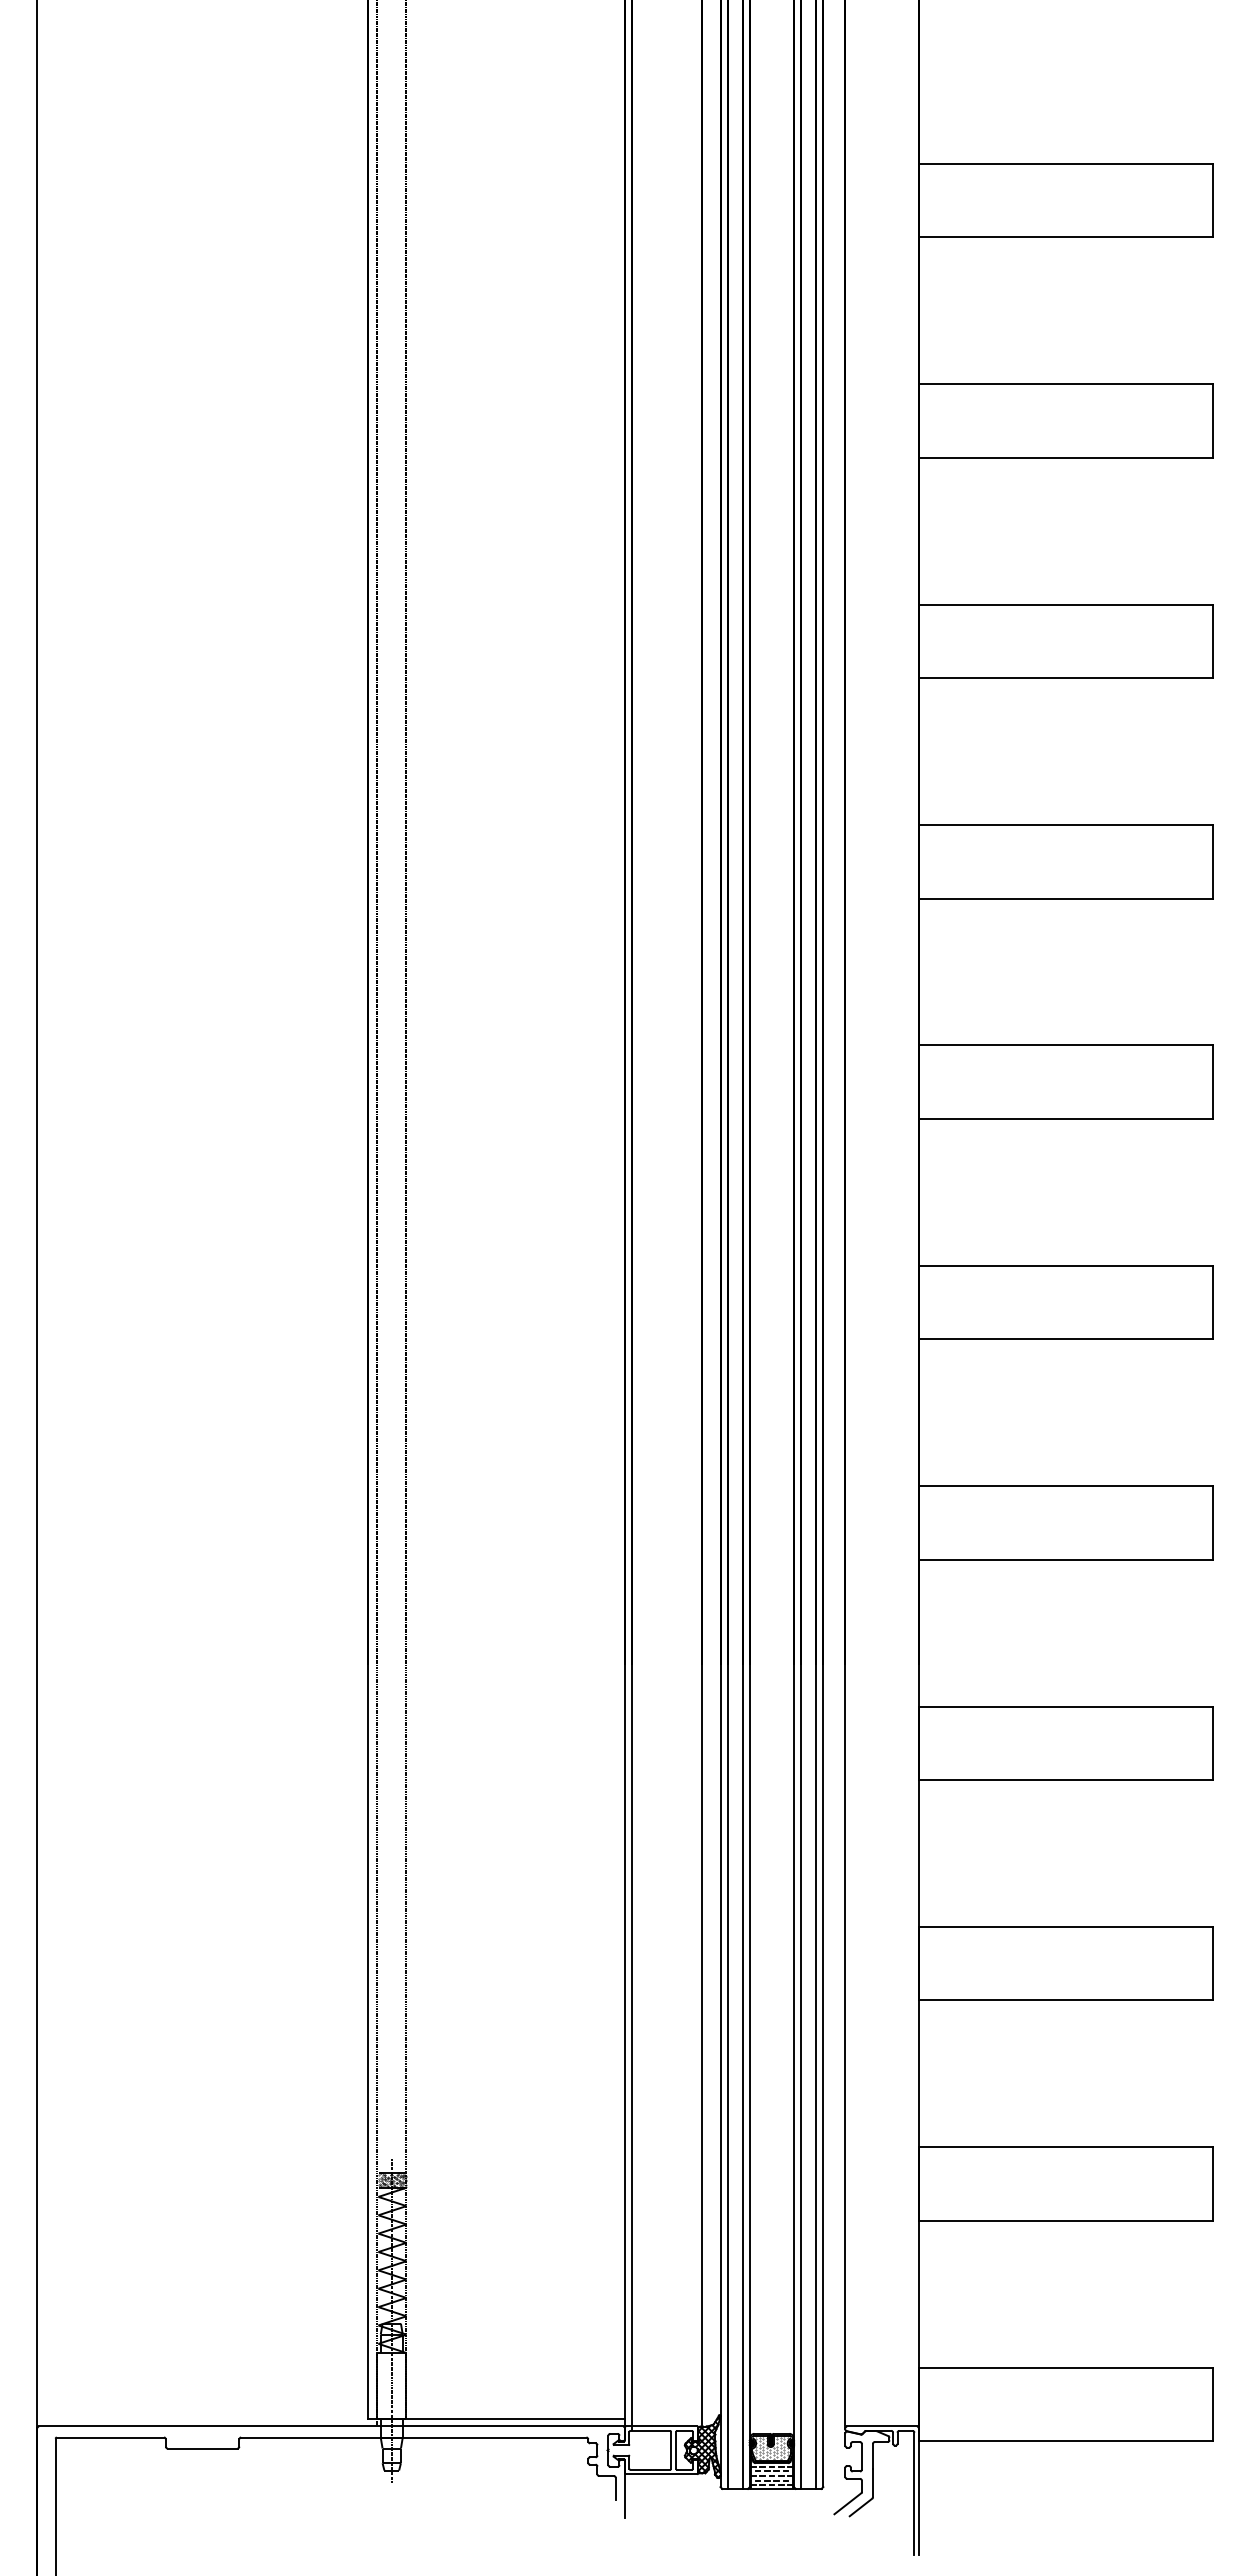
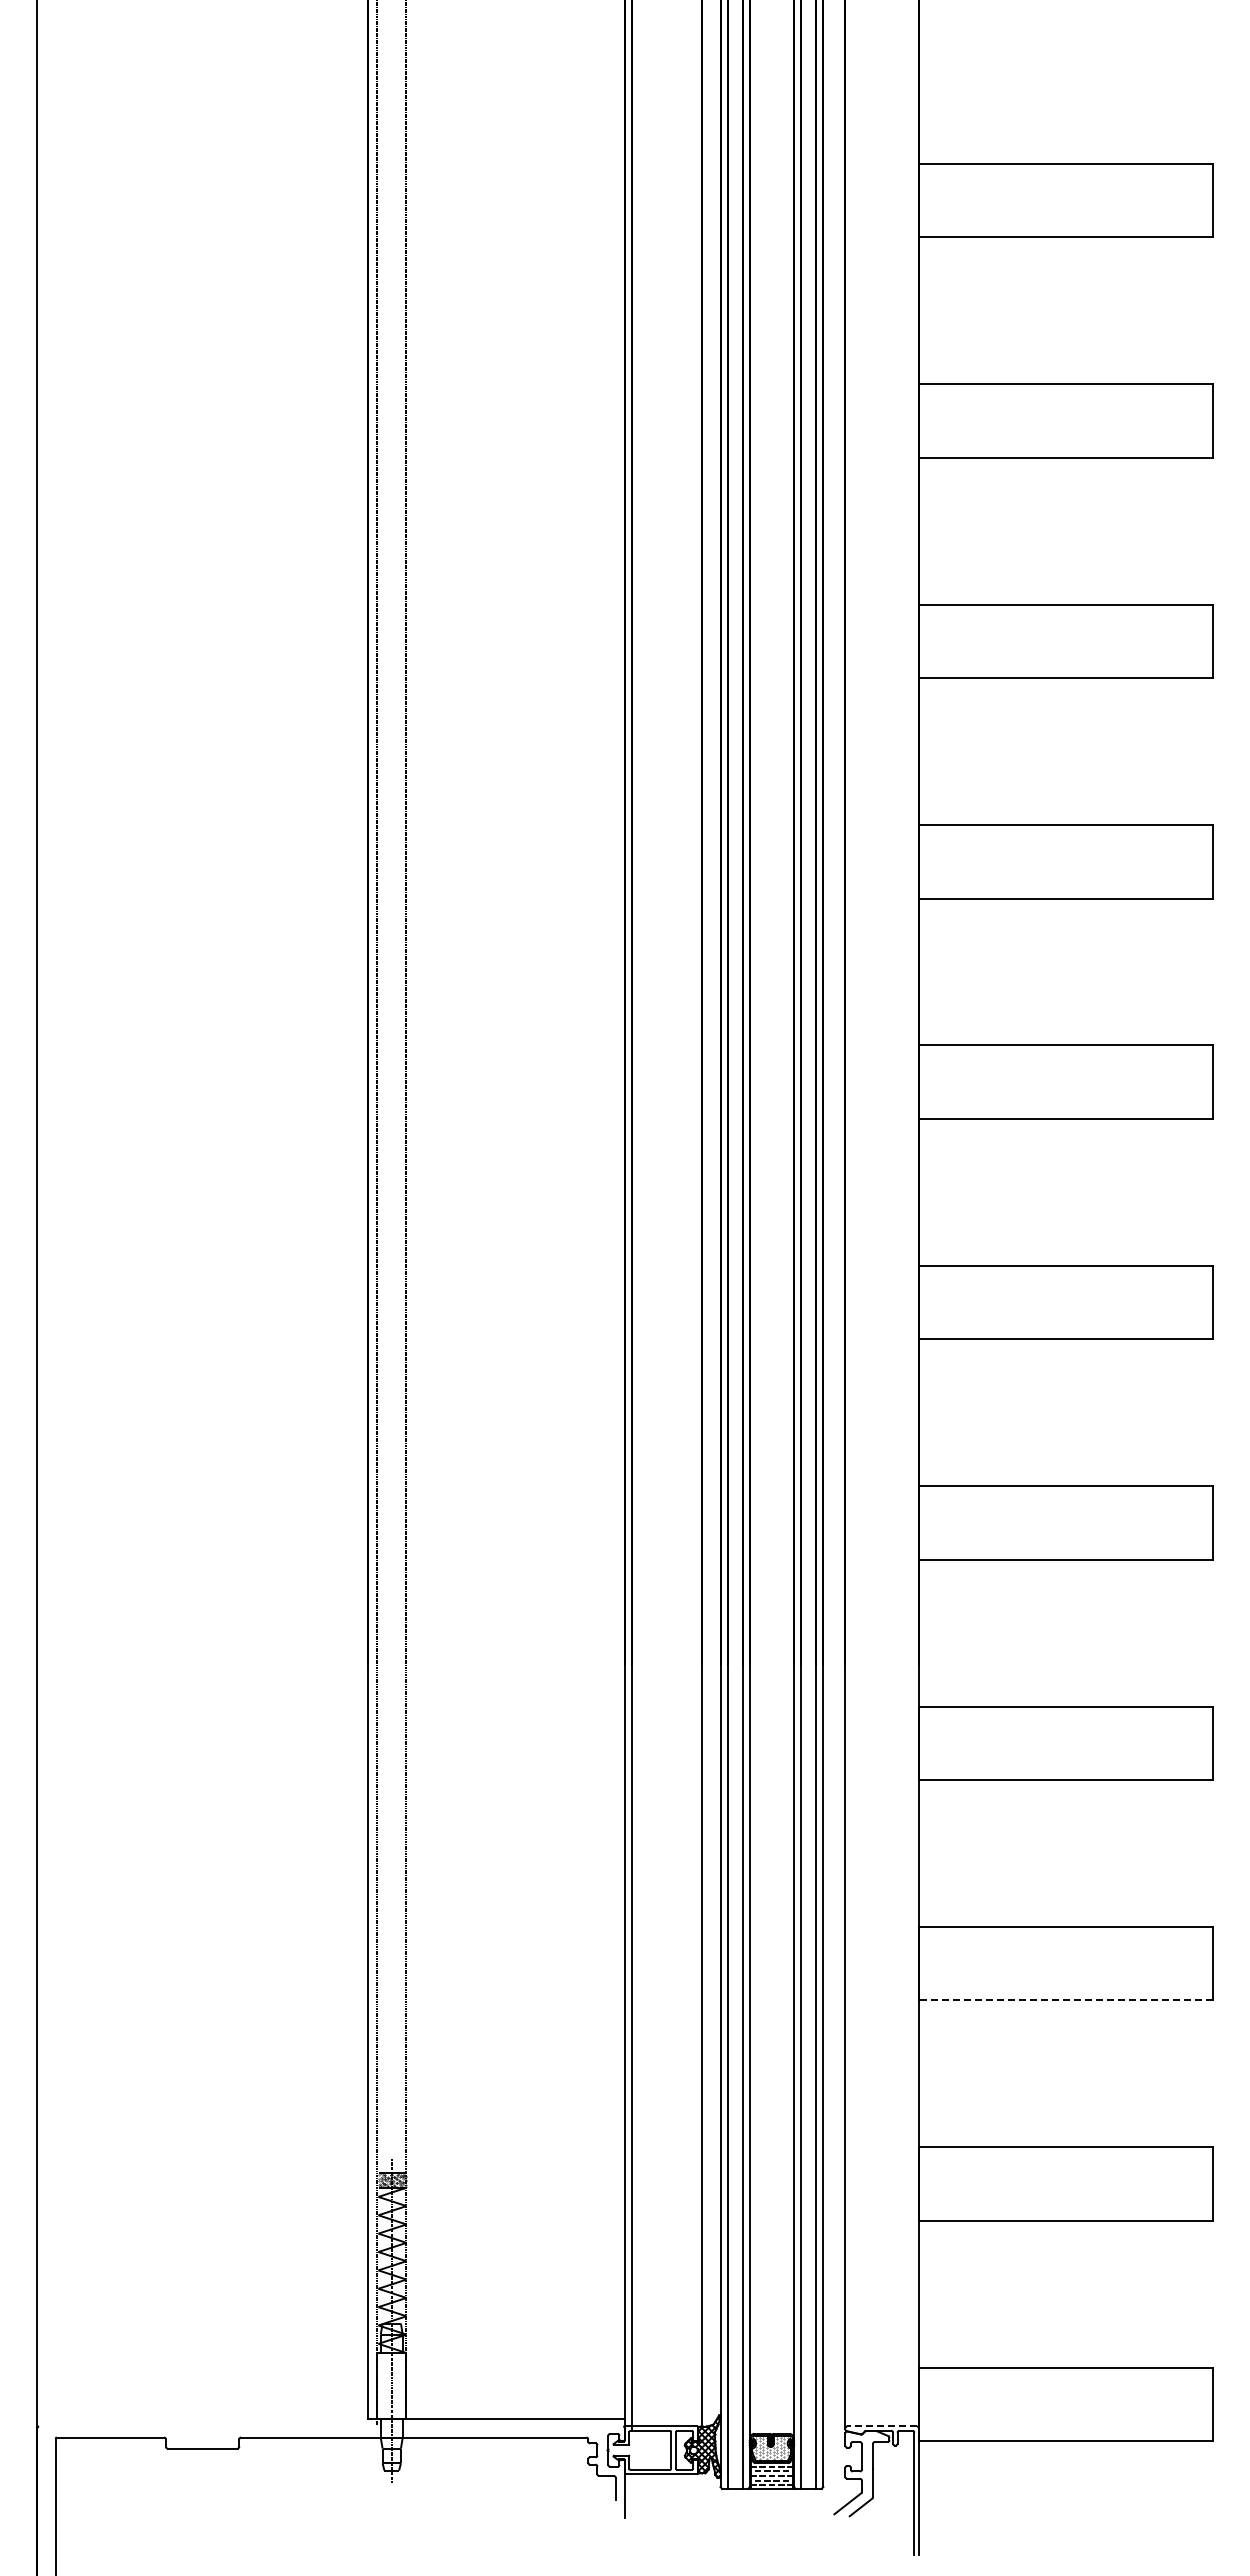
line: solid -> dashed (1065, 2000)
line: present -> none (331, 2426)
line: solid -> dashed (882, 2426)
